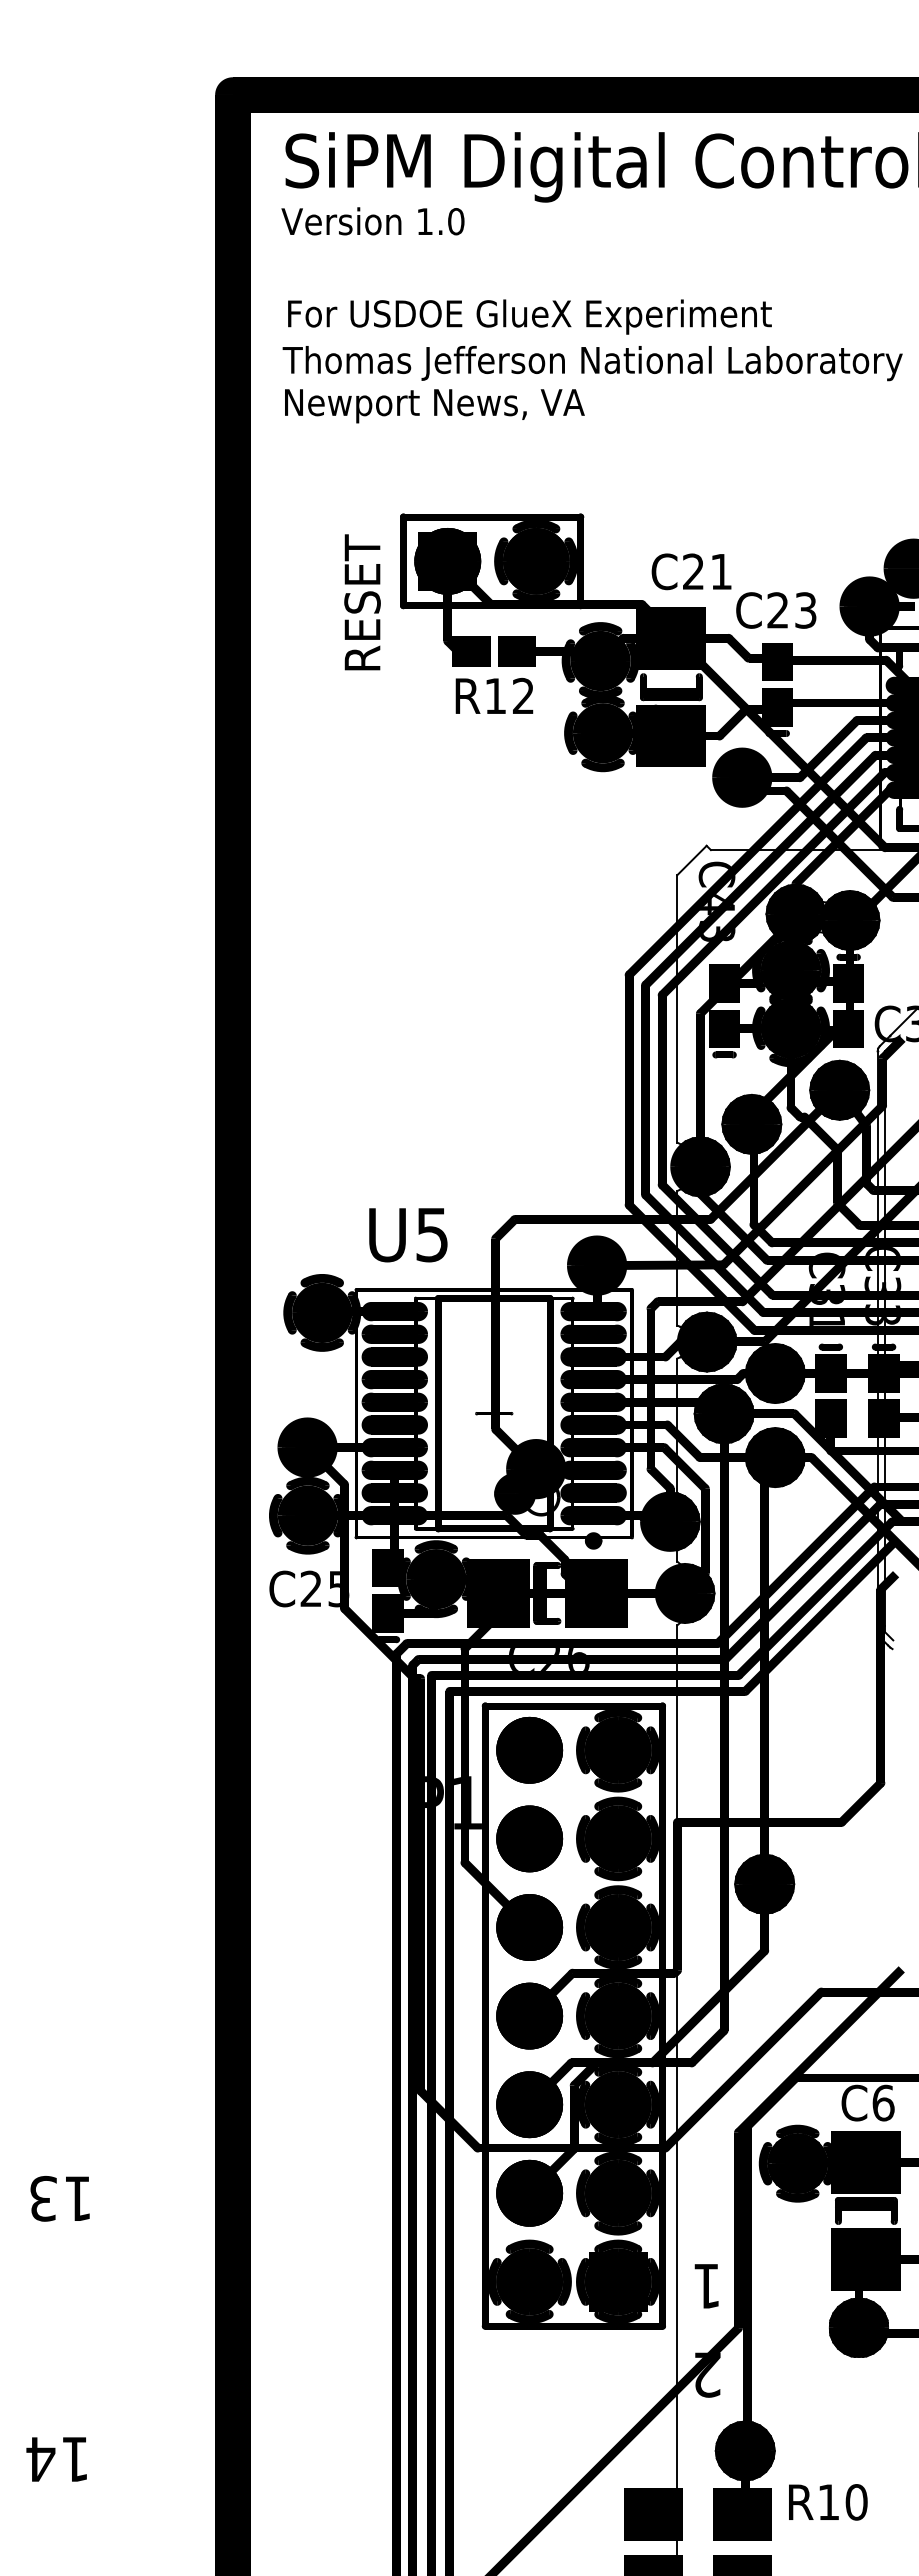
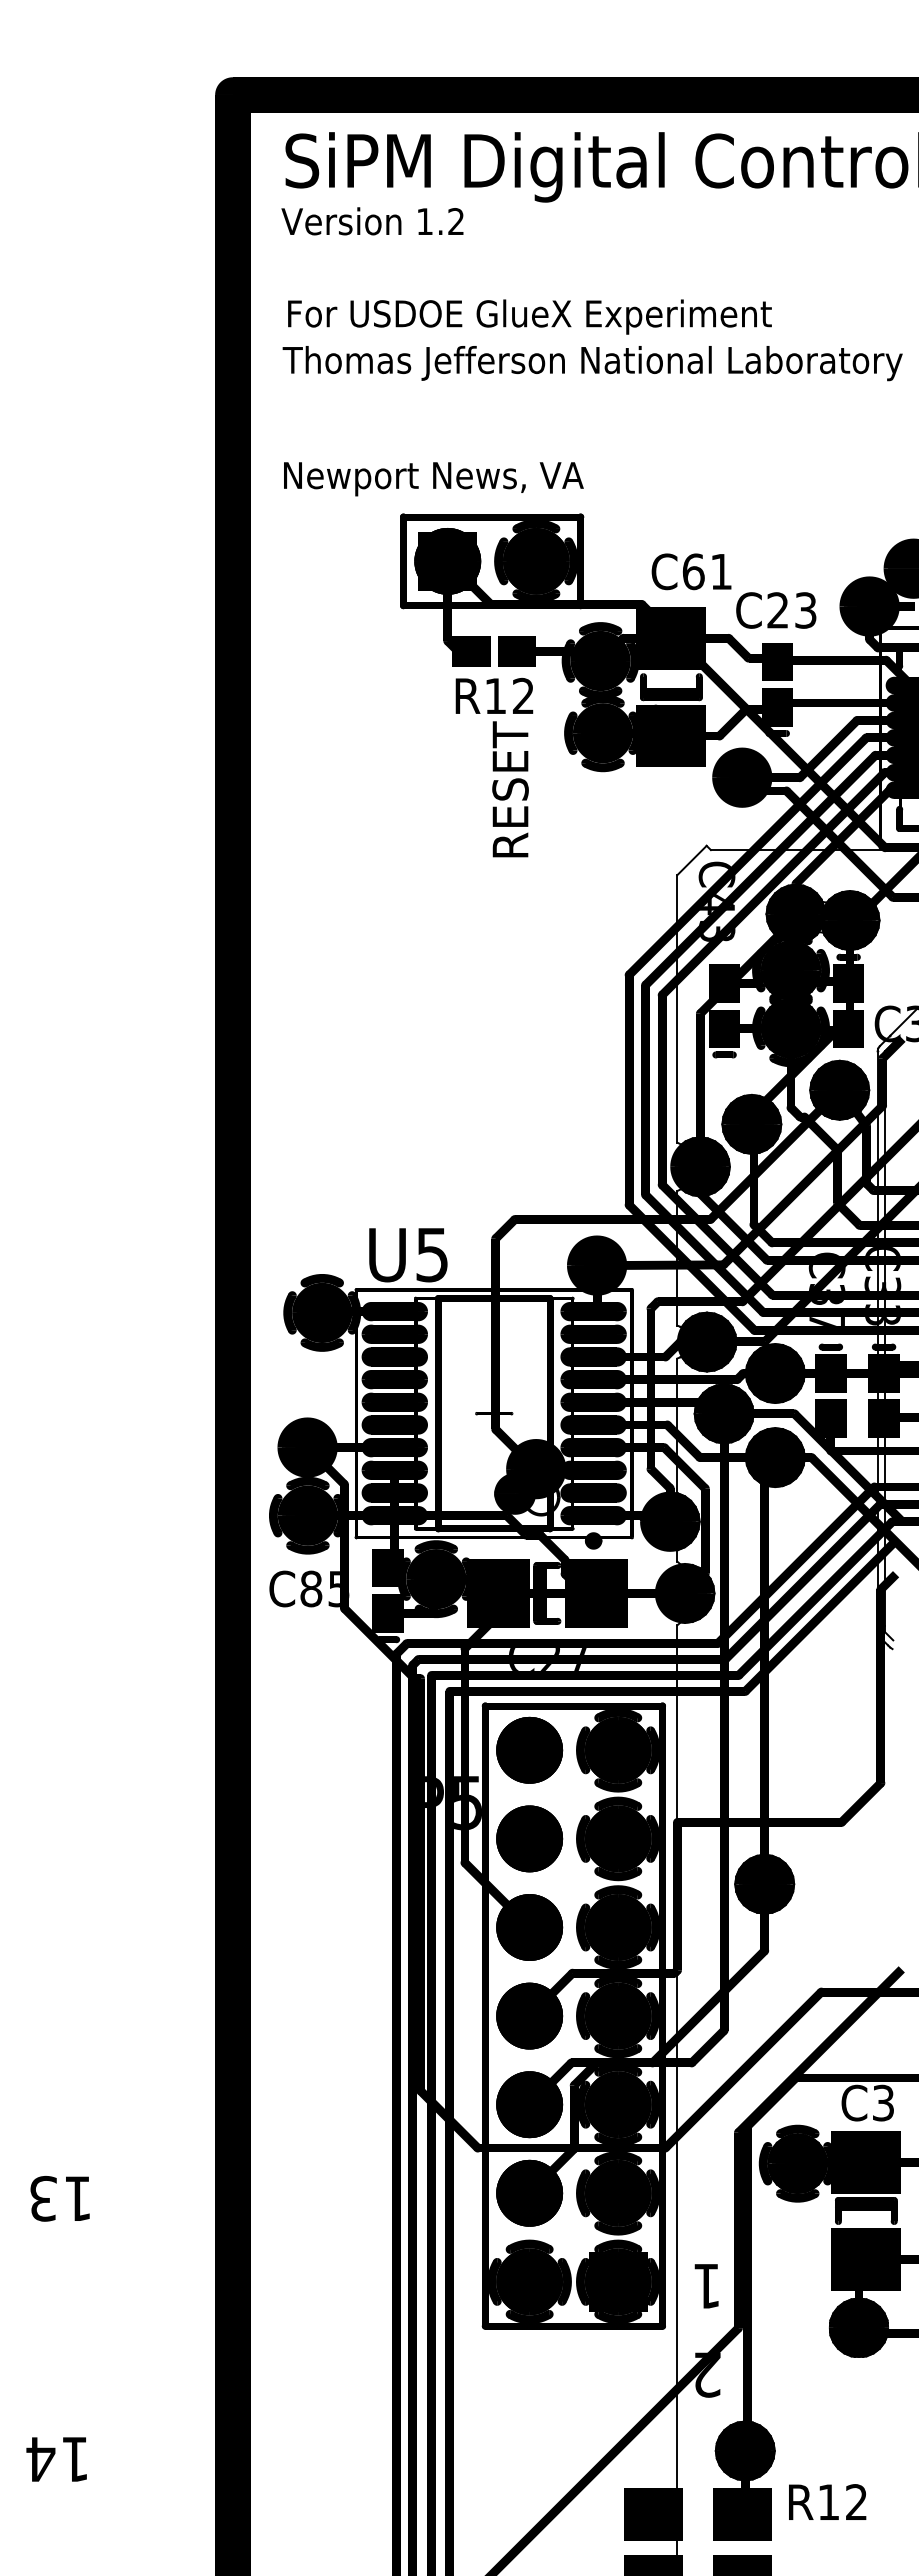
text: 1.0 -> 1.2 (456, 221)
text position: (434, 406) -> (433, 479) (433, 479)
text: C21 -> C61 (693, 571)
text position: (362, 602) -> (510, 789) (510, 789)
text position: (408, 1235) -> (408, 1255) (408, 1255)
text: C31 -> C37 (826, 1321)
text: C25 -> C85 (311, 1588)
text: C26 -> C27 (578, 1659)
text: P1 -> P5 (467, 1803)
text: C6 -> C3 (883, 2102)
text: R10 -> R12 (856, 2502)
